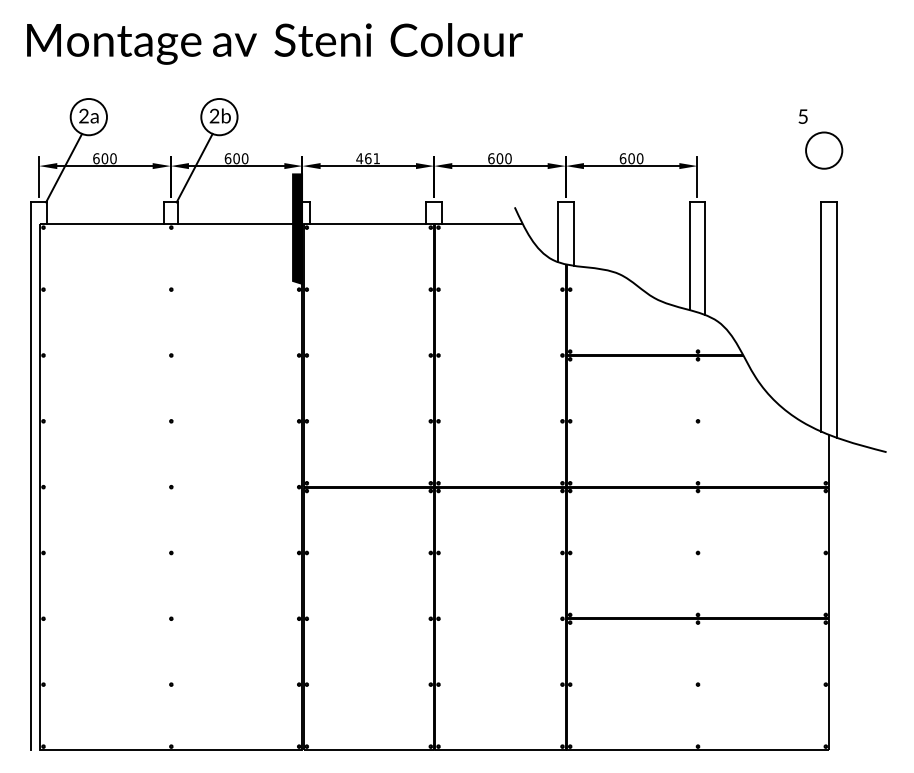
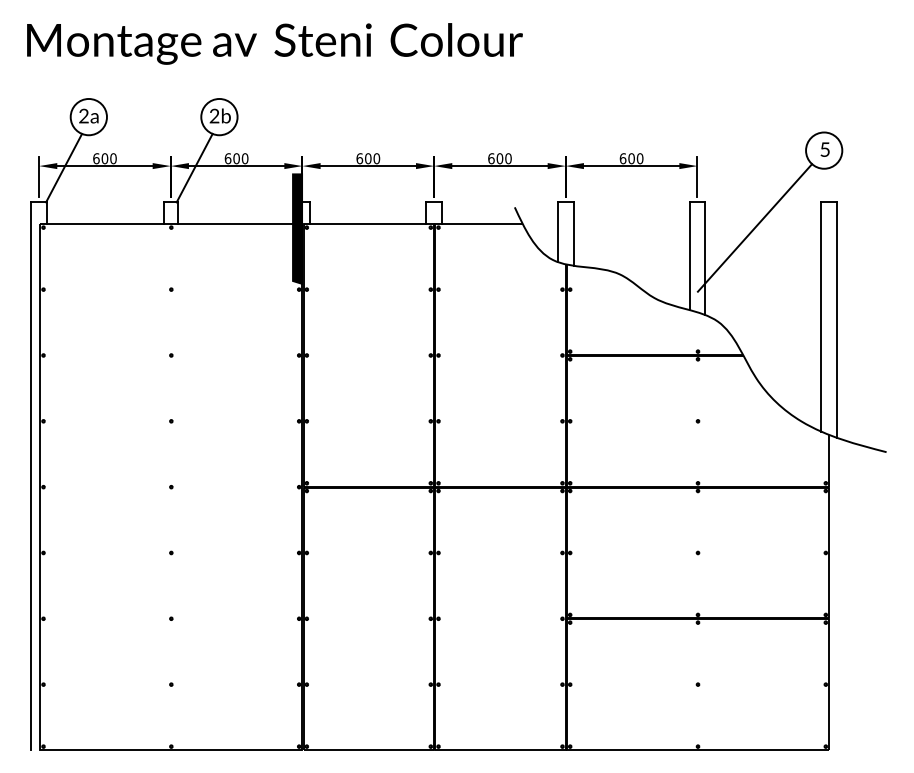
text position: (802, 116) -> (824, 149) (824, 149)
text: 461 -> 600 (368, 158)
line: none -> present (754, 227)
